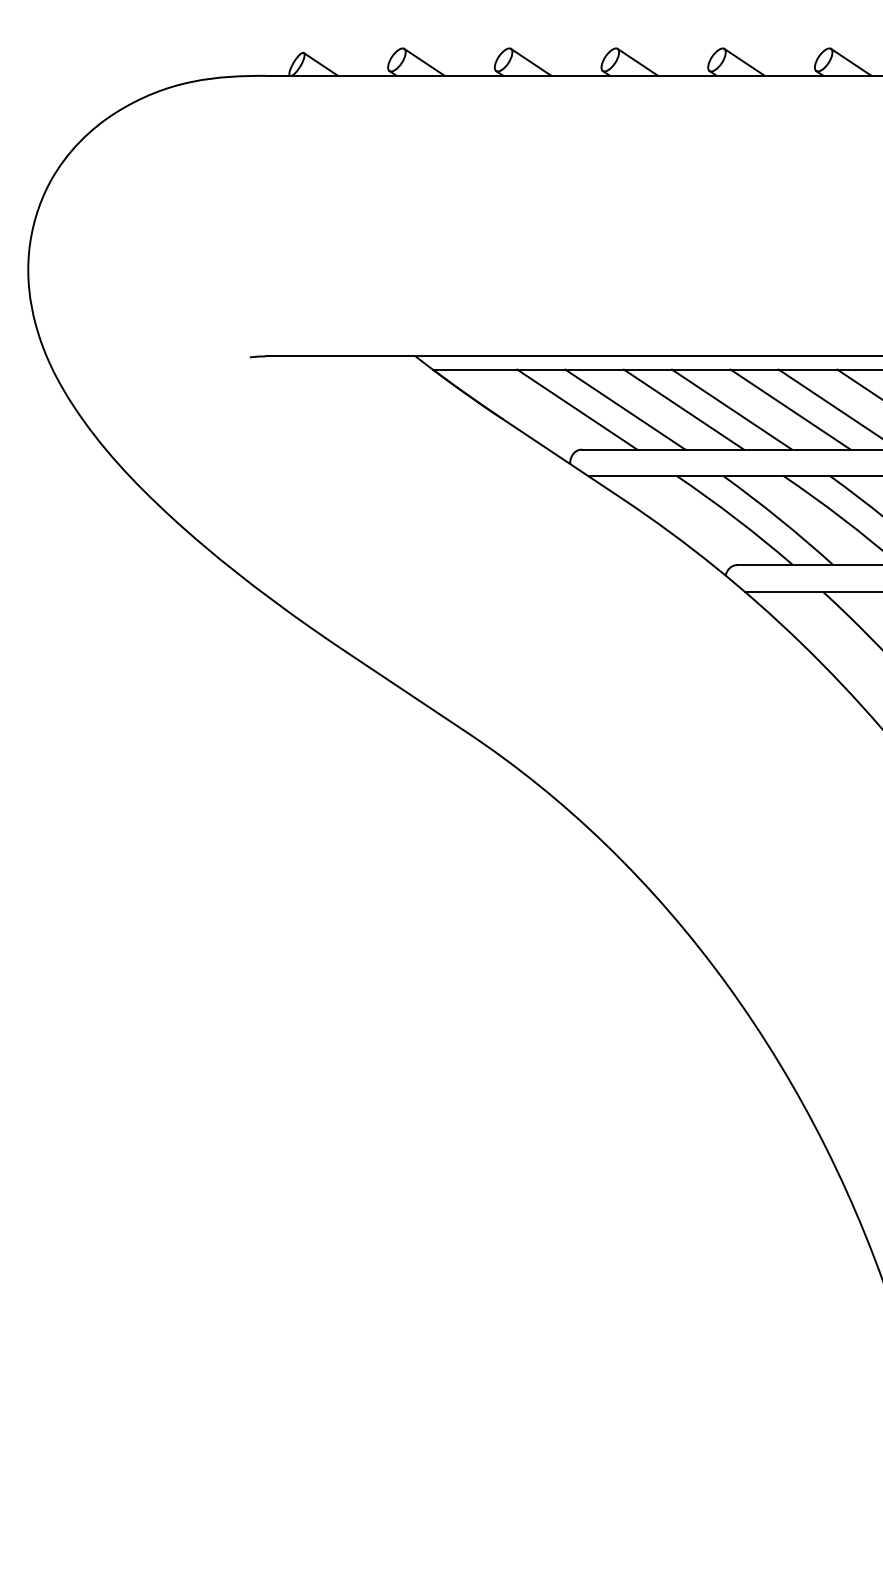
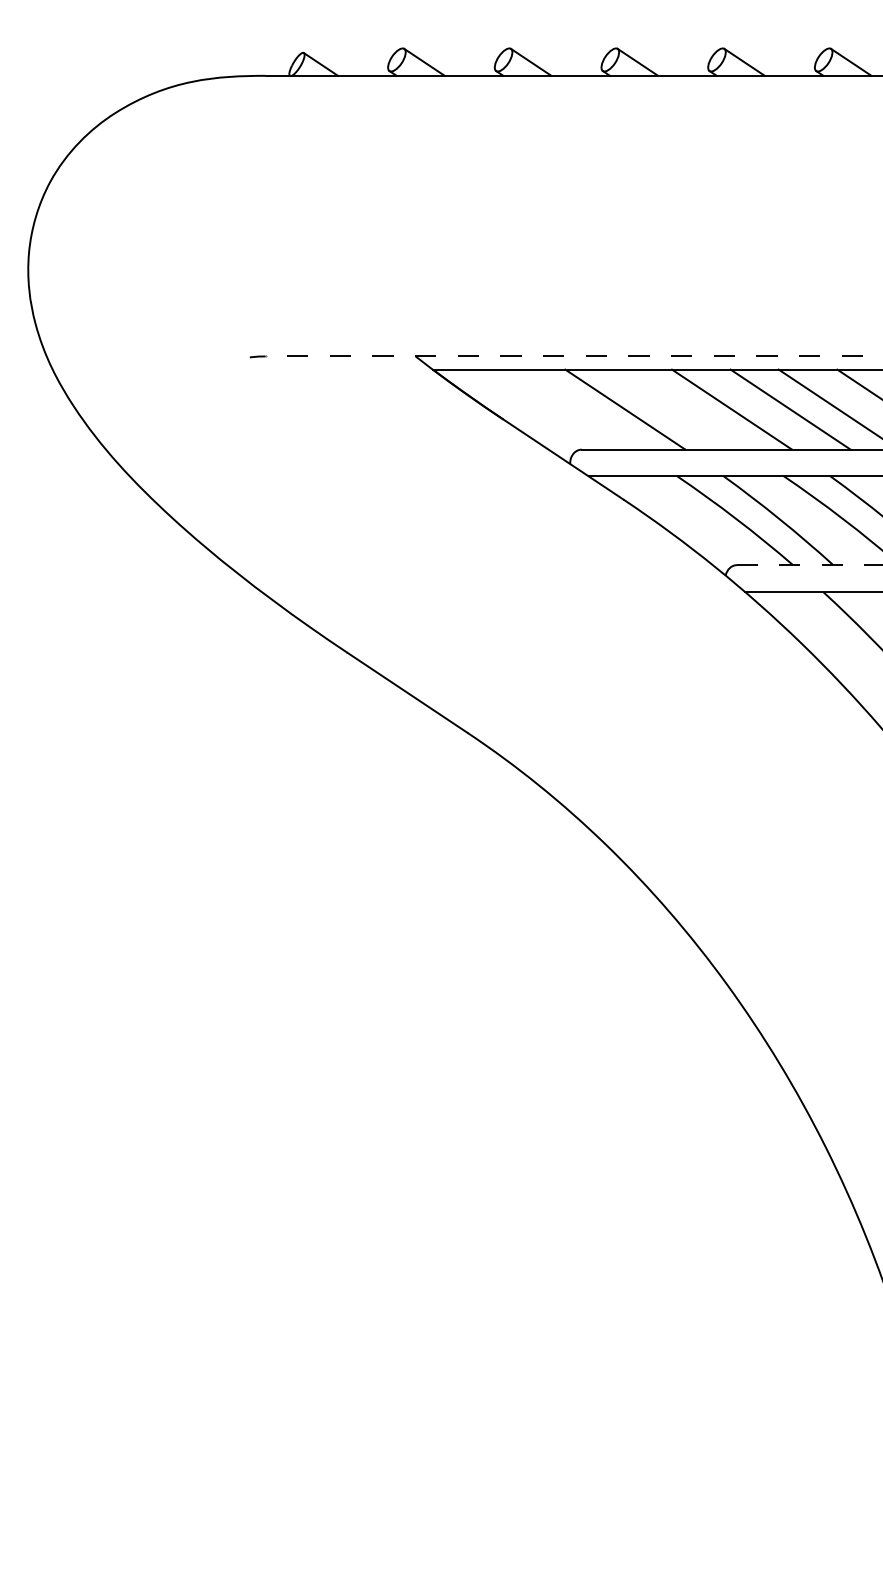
line: solid -> dashed (573, 356)
line: present -> none (577, 409)
line: present -> none (683, 409)
line: solid -> dashed (809, 565)
